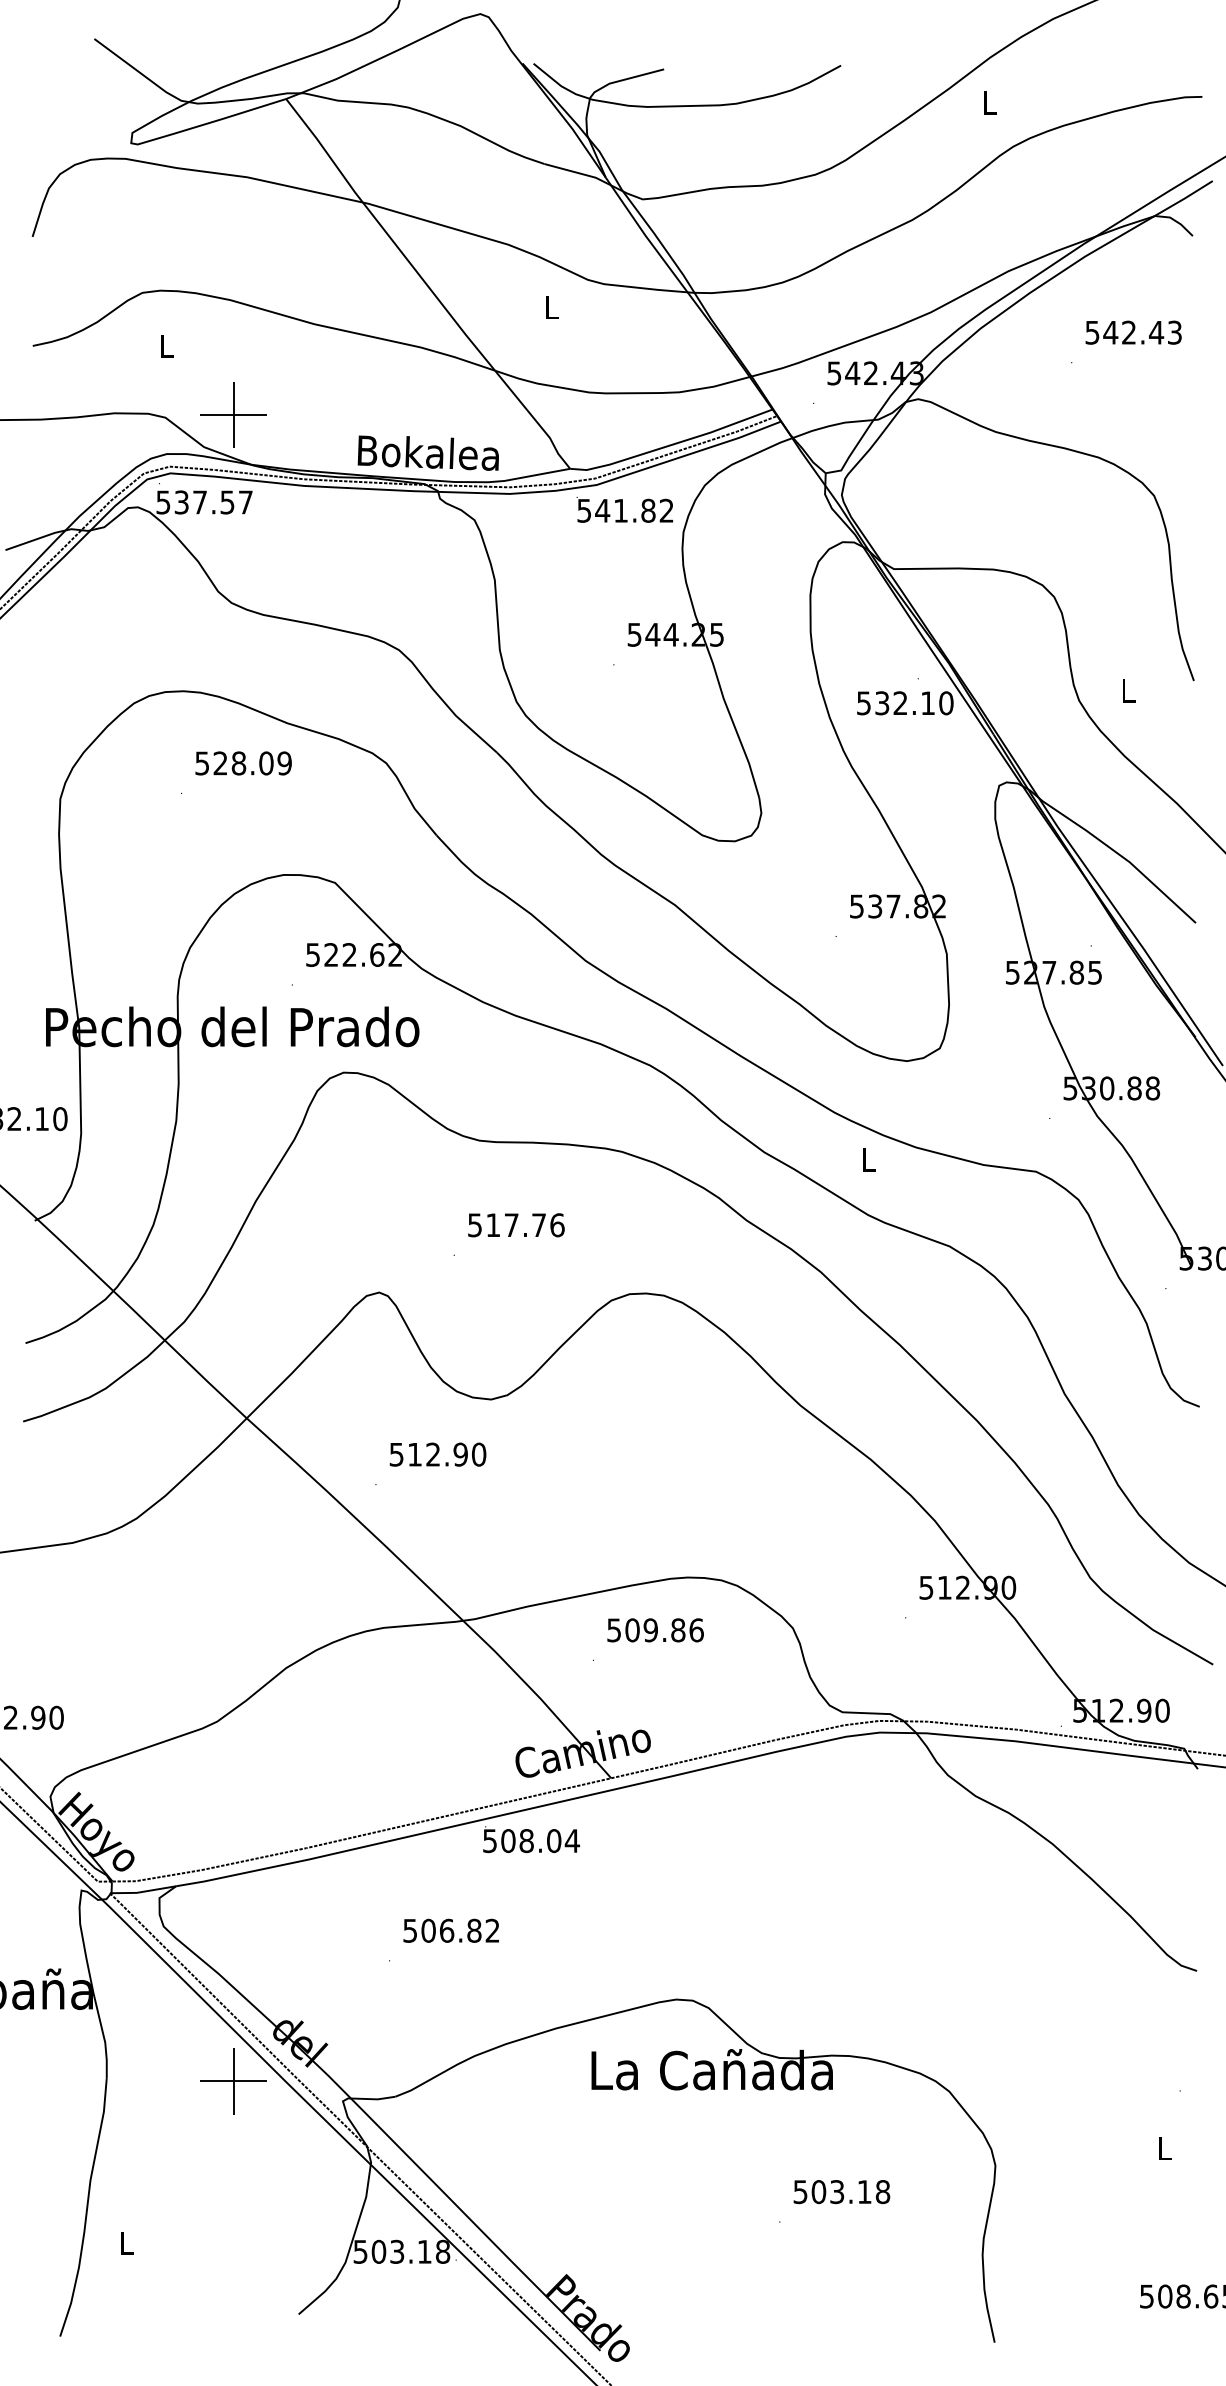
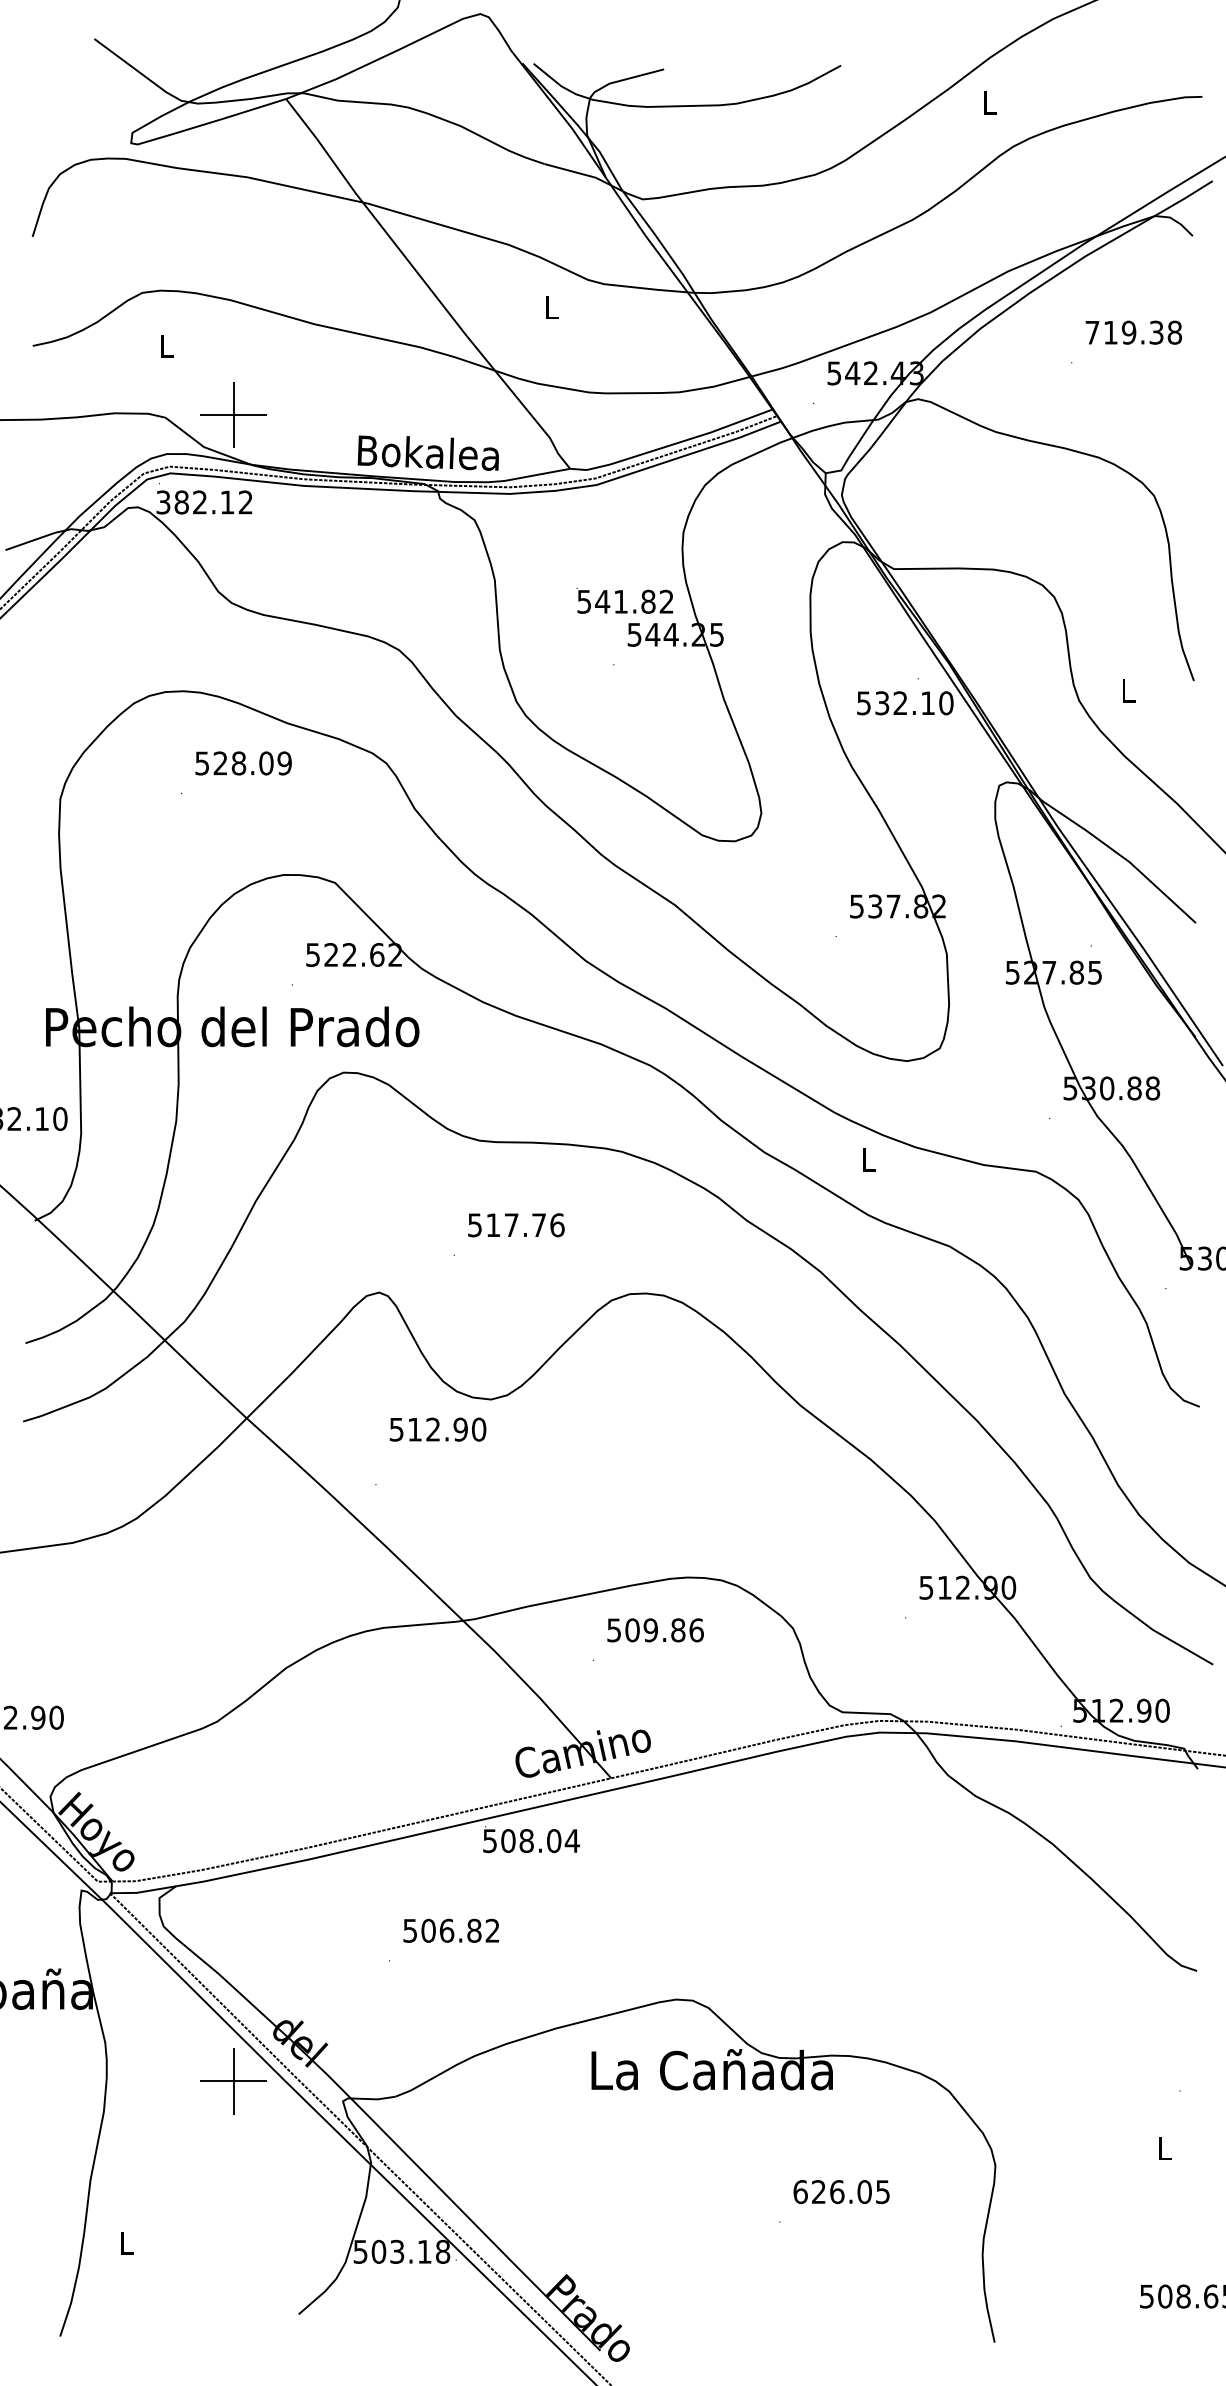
text: 542.43 -> 719.38 (1133, 332)
text: 537.57 -> 382.12 (204, 502)
text position: (624, 509) -> (624, 600) (624, 600)
text position: (437, 1454) -> (437, 1429) (437, 1429)
text: 503.18 -> 626.05 (841, 2192)
